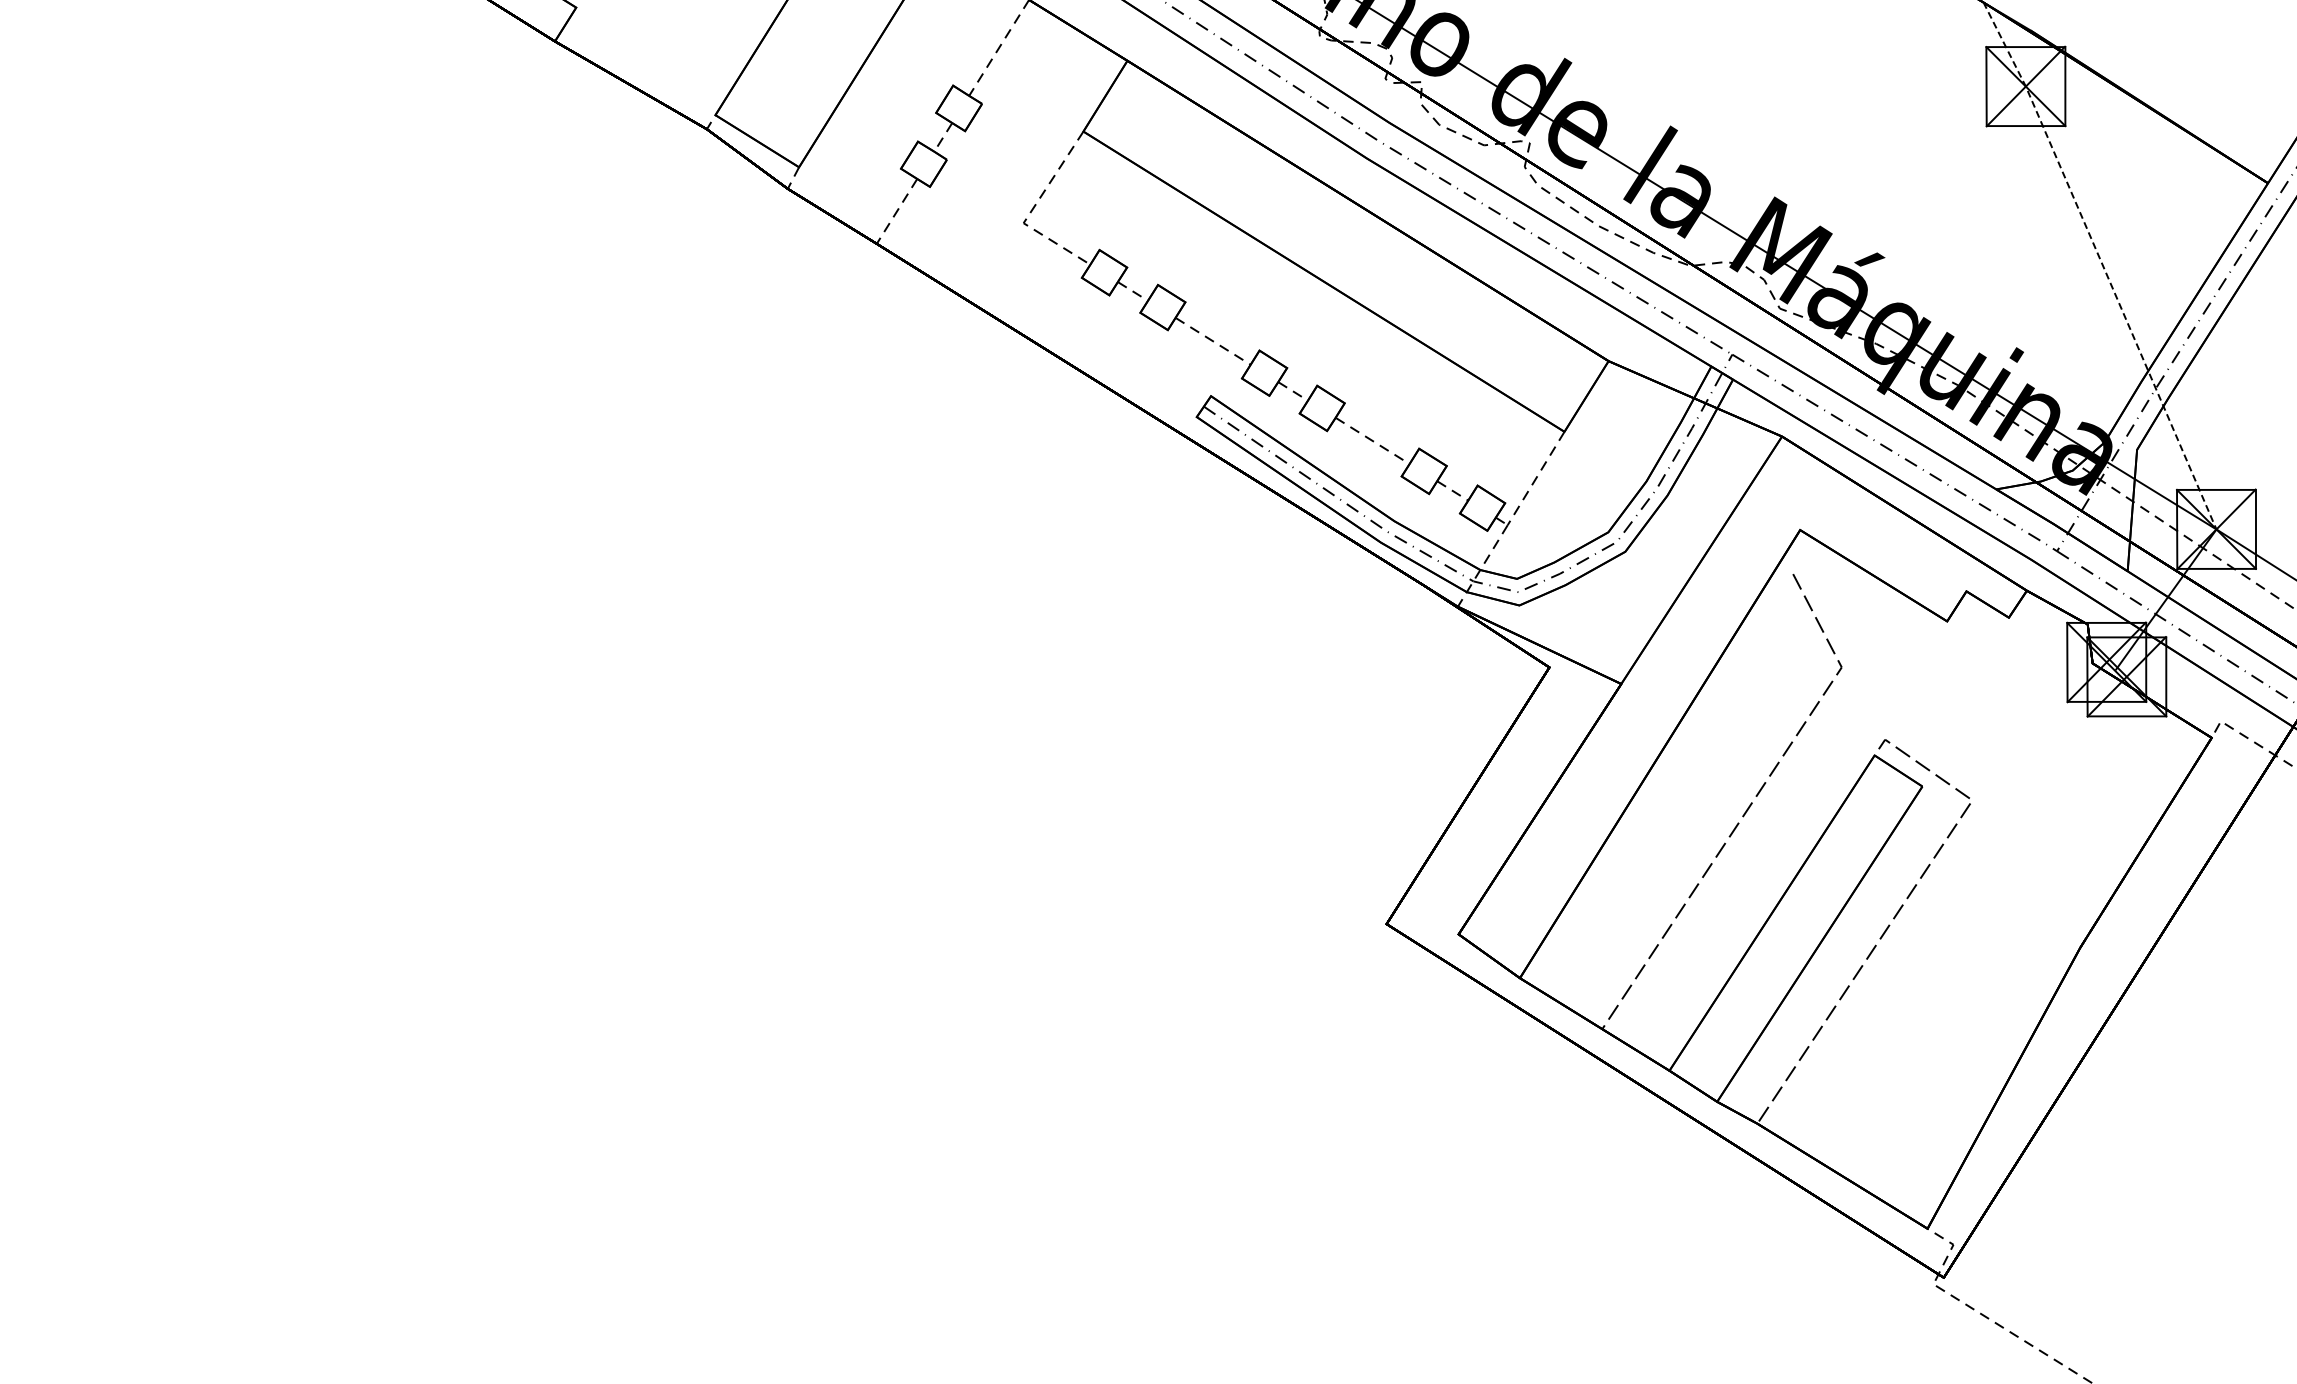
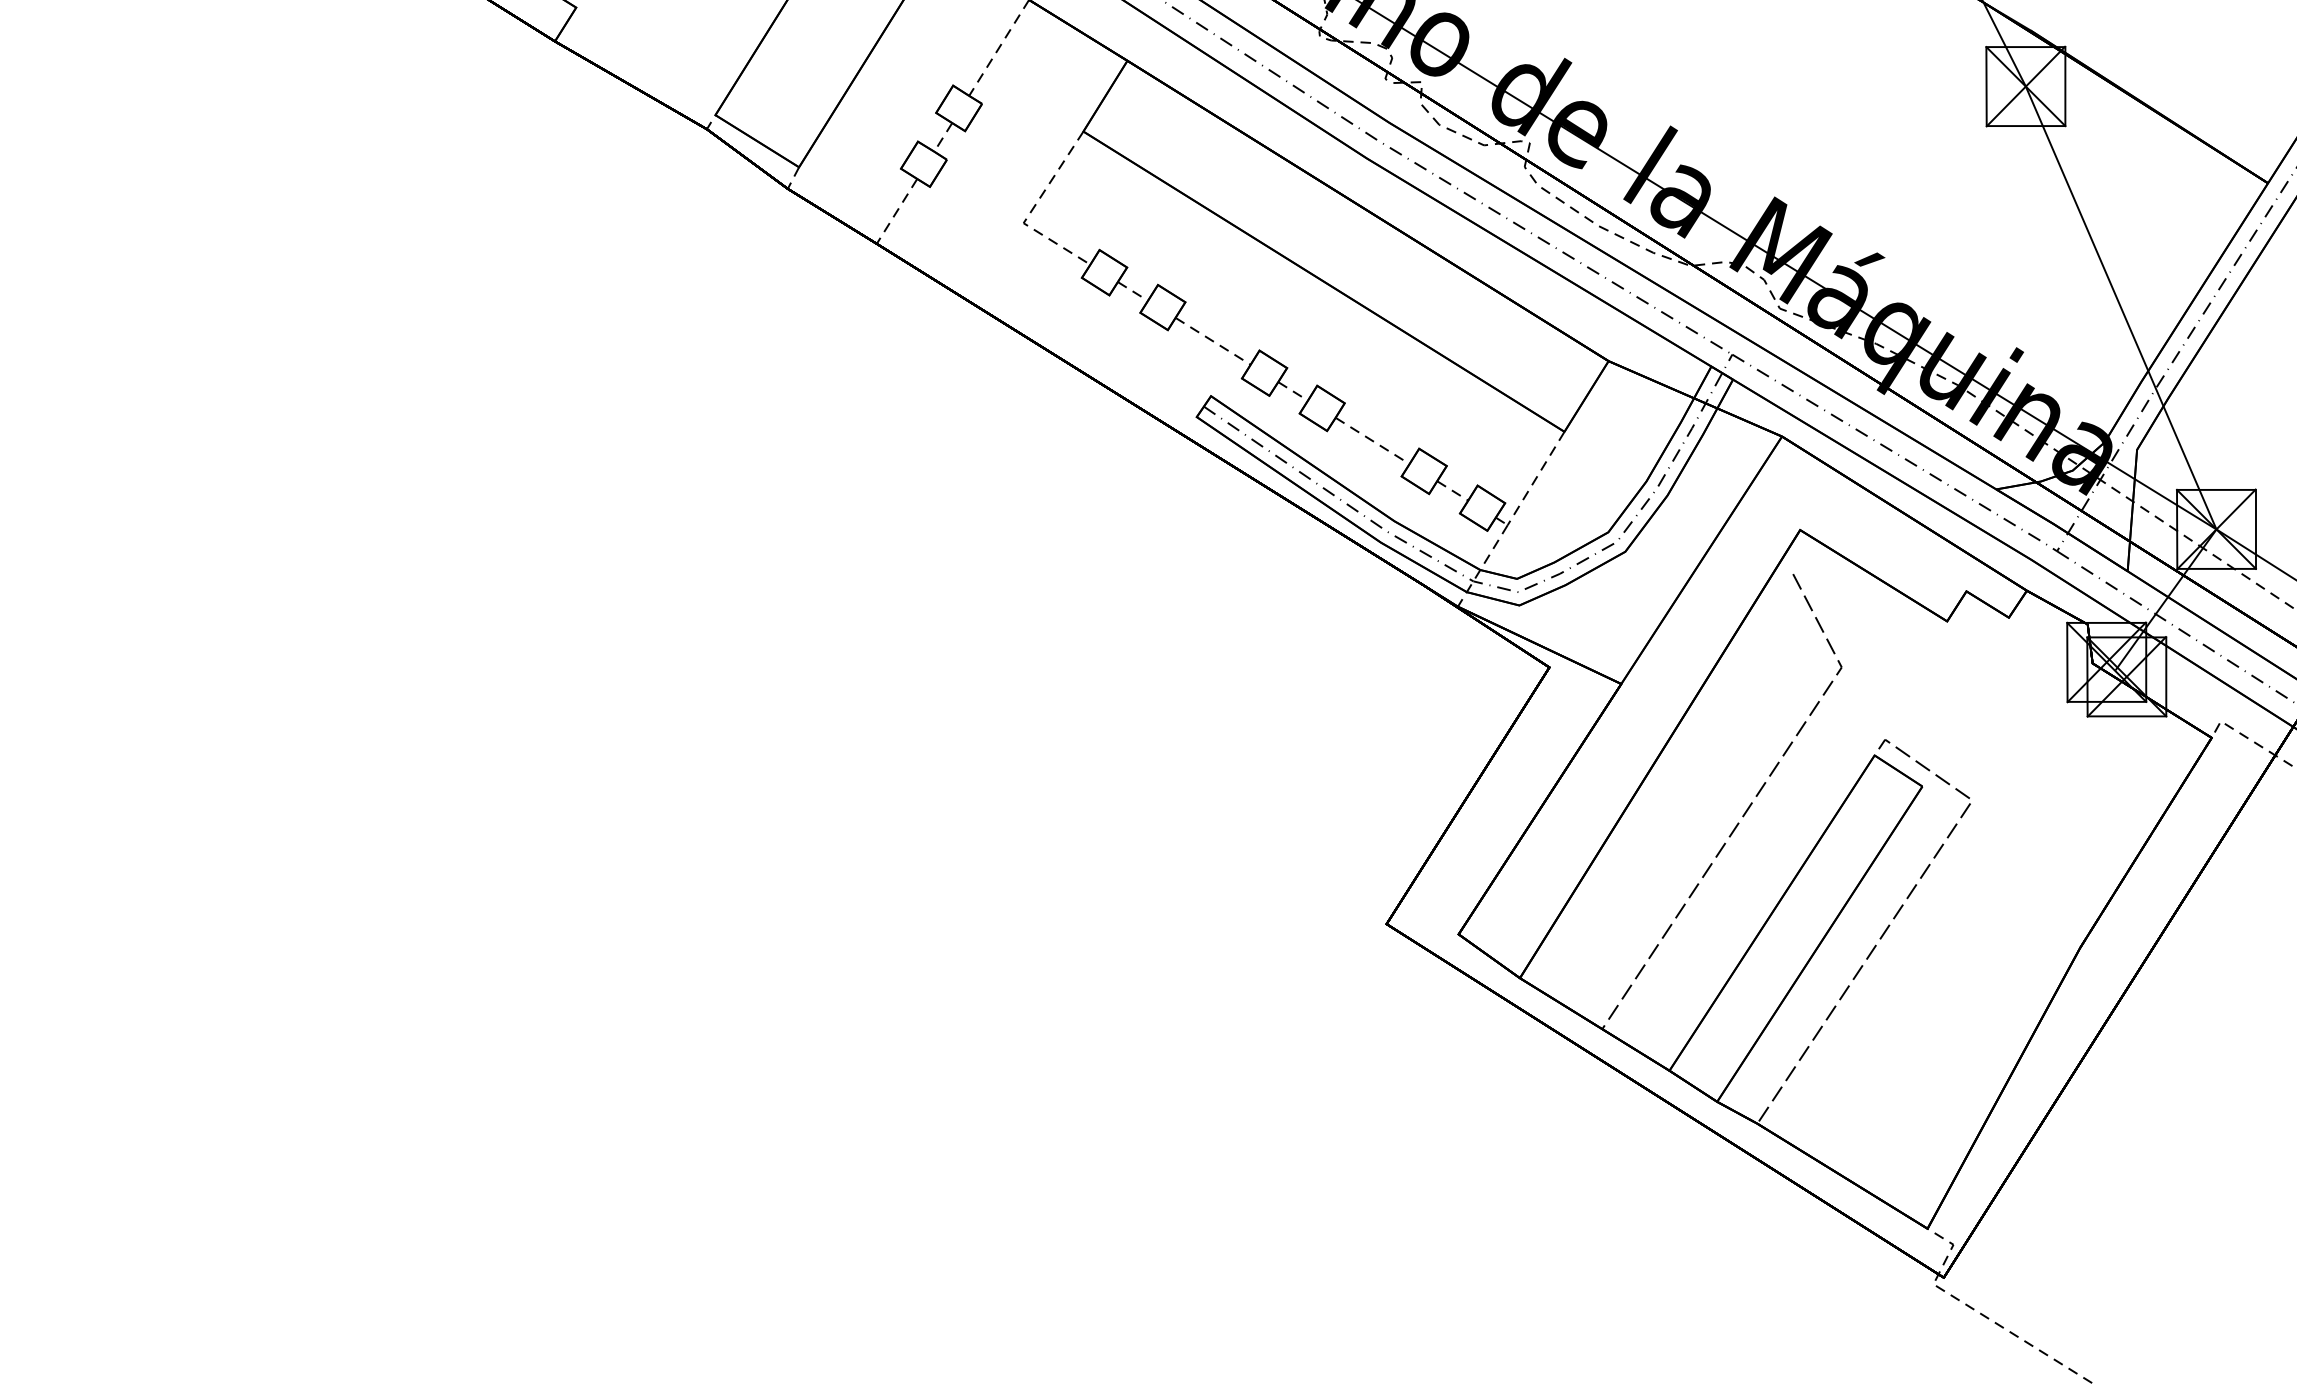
line: dashed -> solid (2102, 263)
